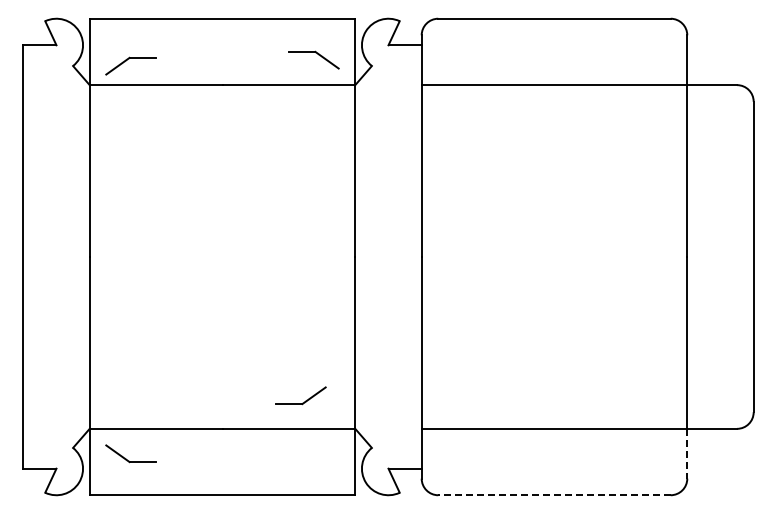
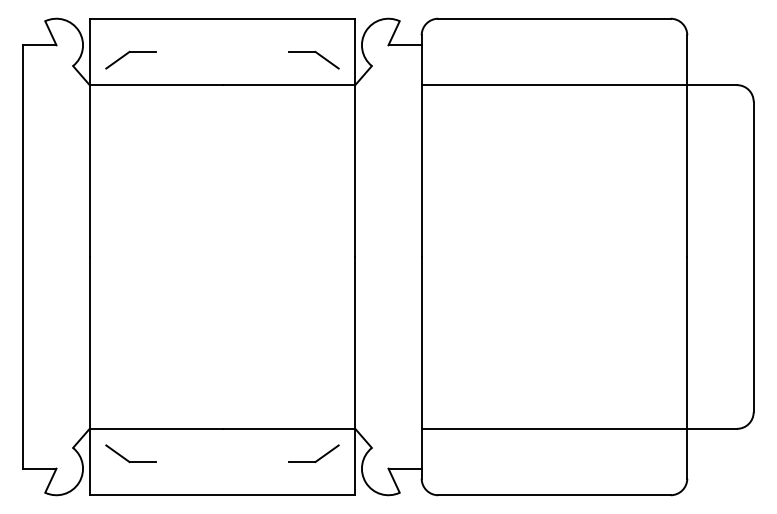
part position: (130, 65) -> (130, 59) (130, 59)
part position: (305, 400) -> (318, 458) (318, 458)
line: dashed -> solid (687, 453)
line: dashed -> solid (553, 495)
